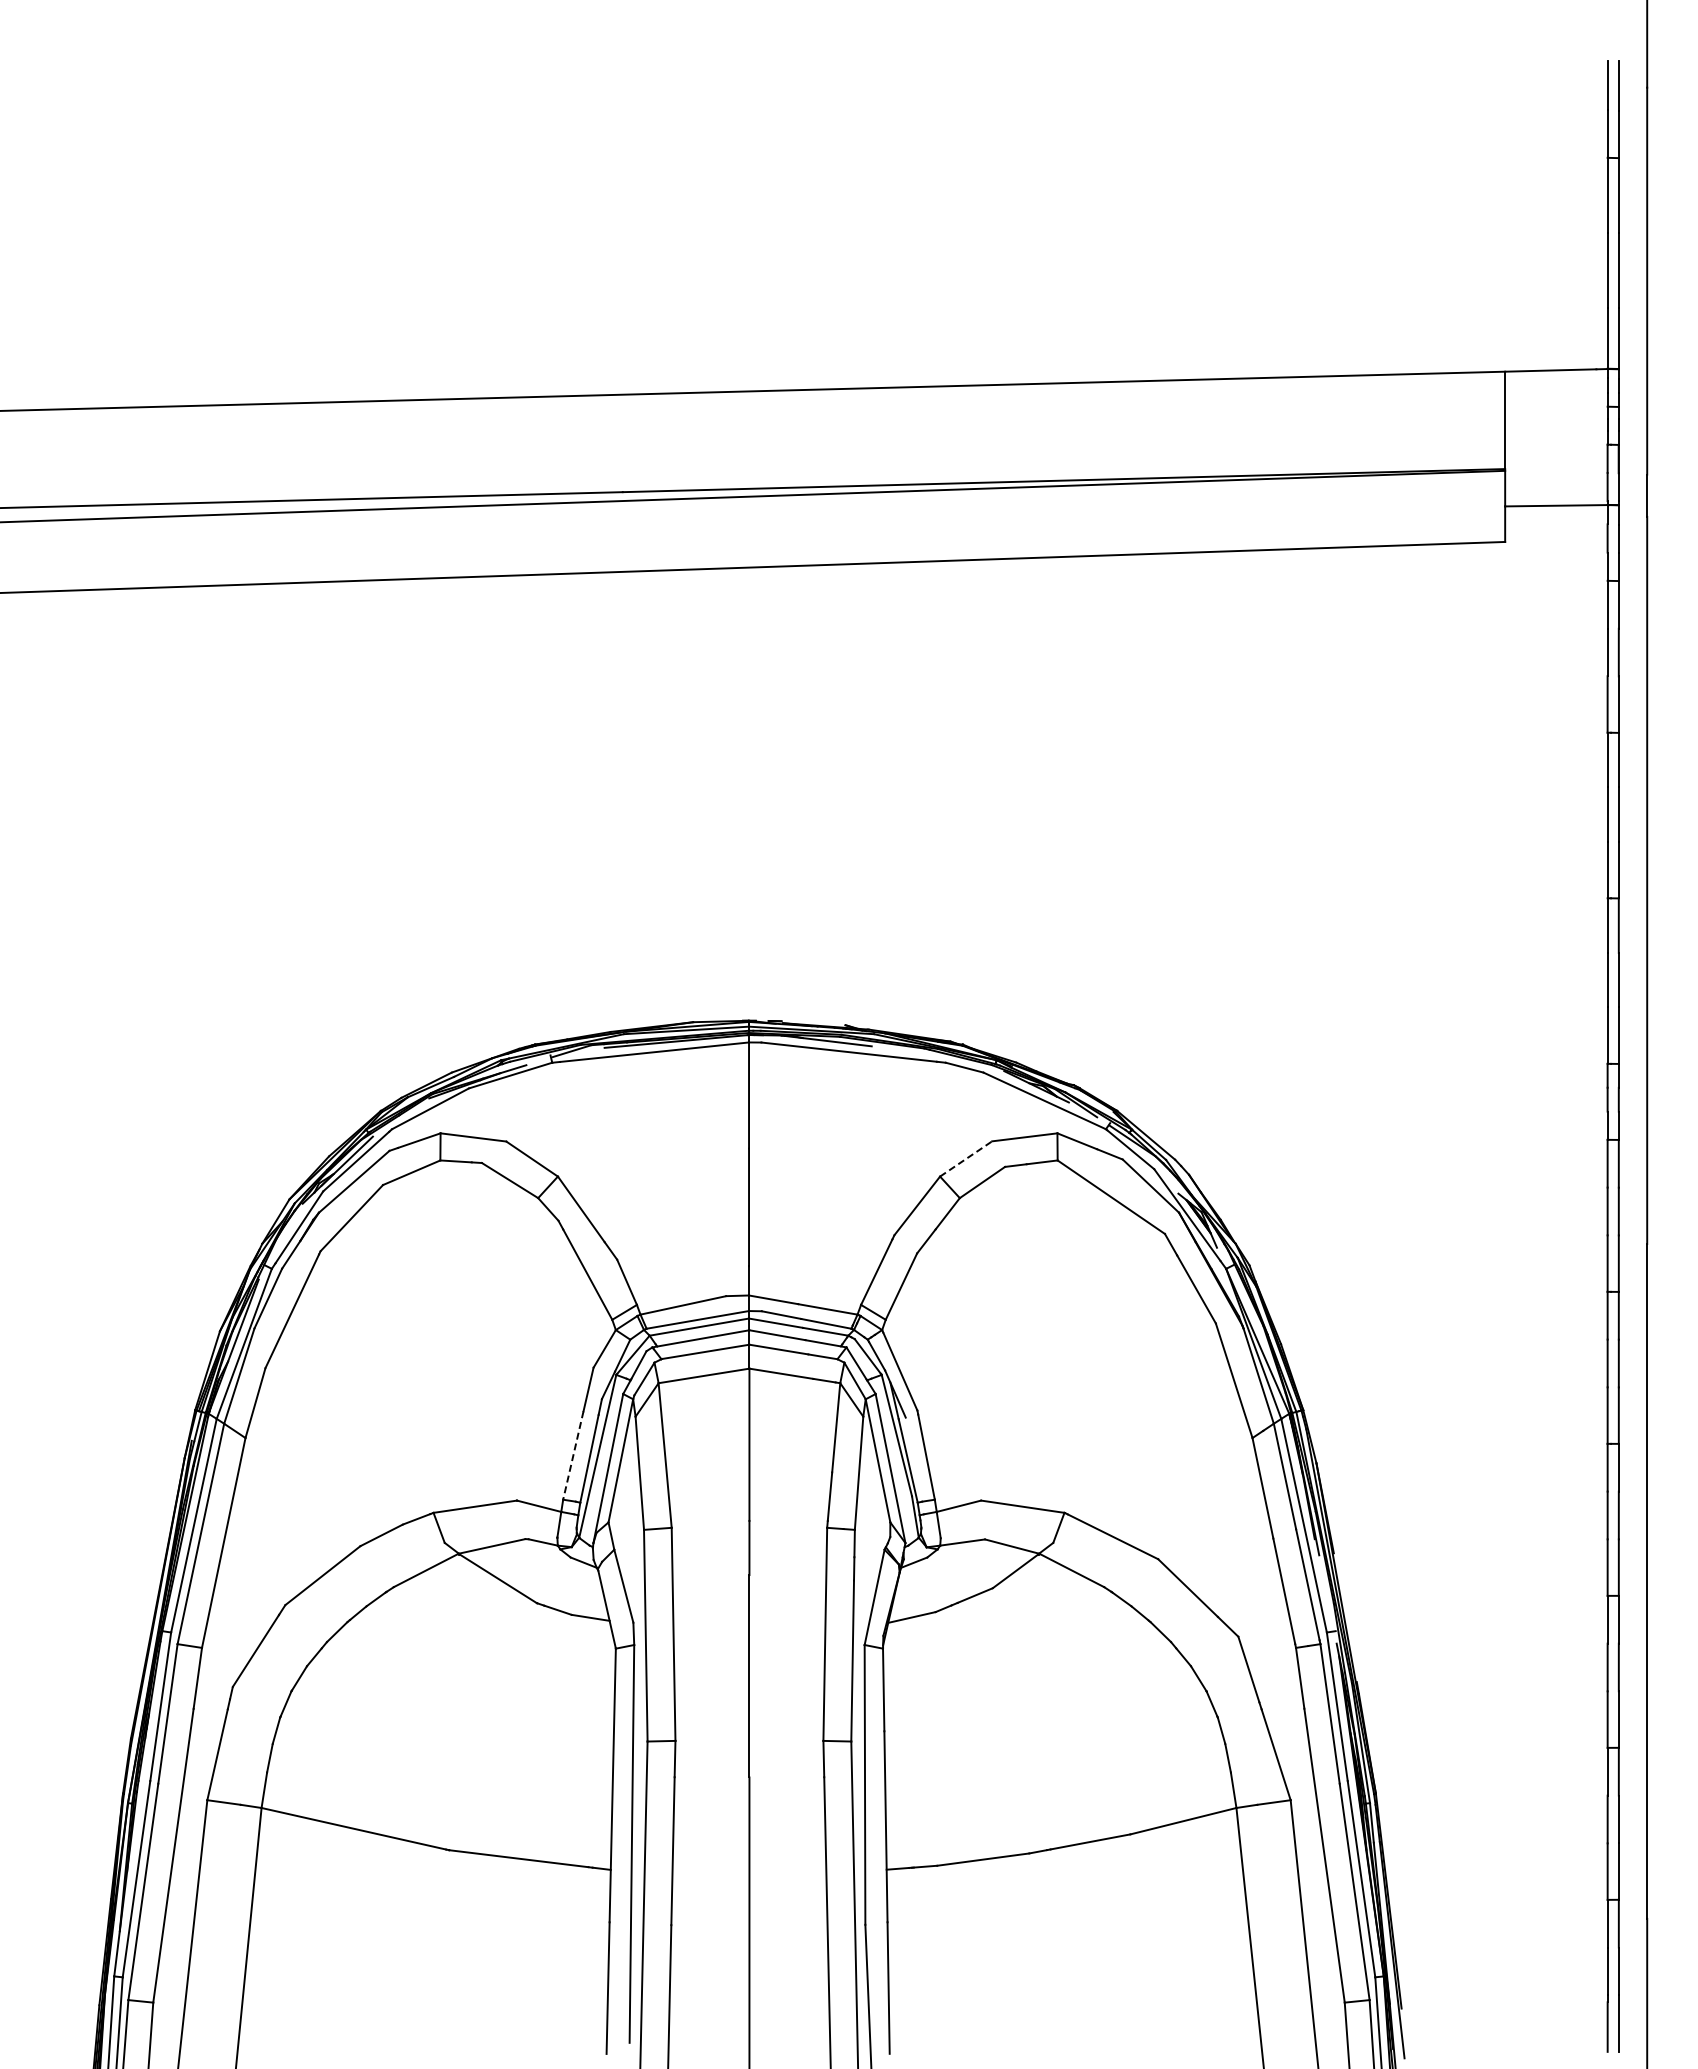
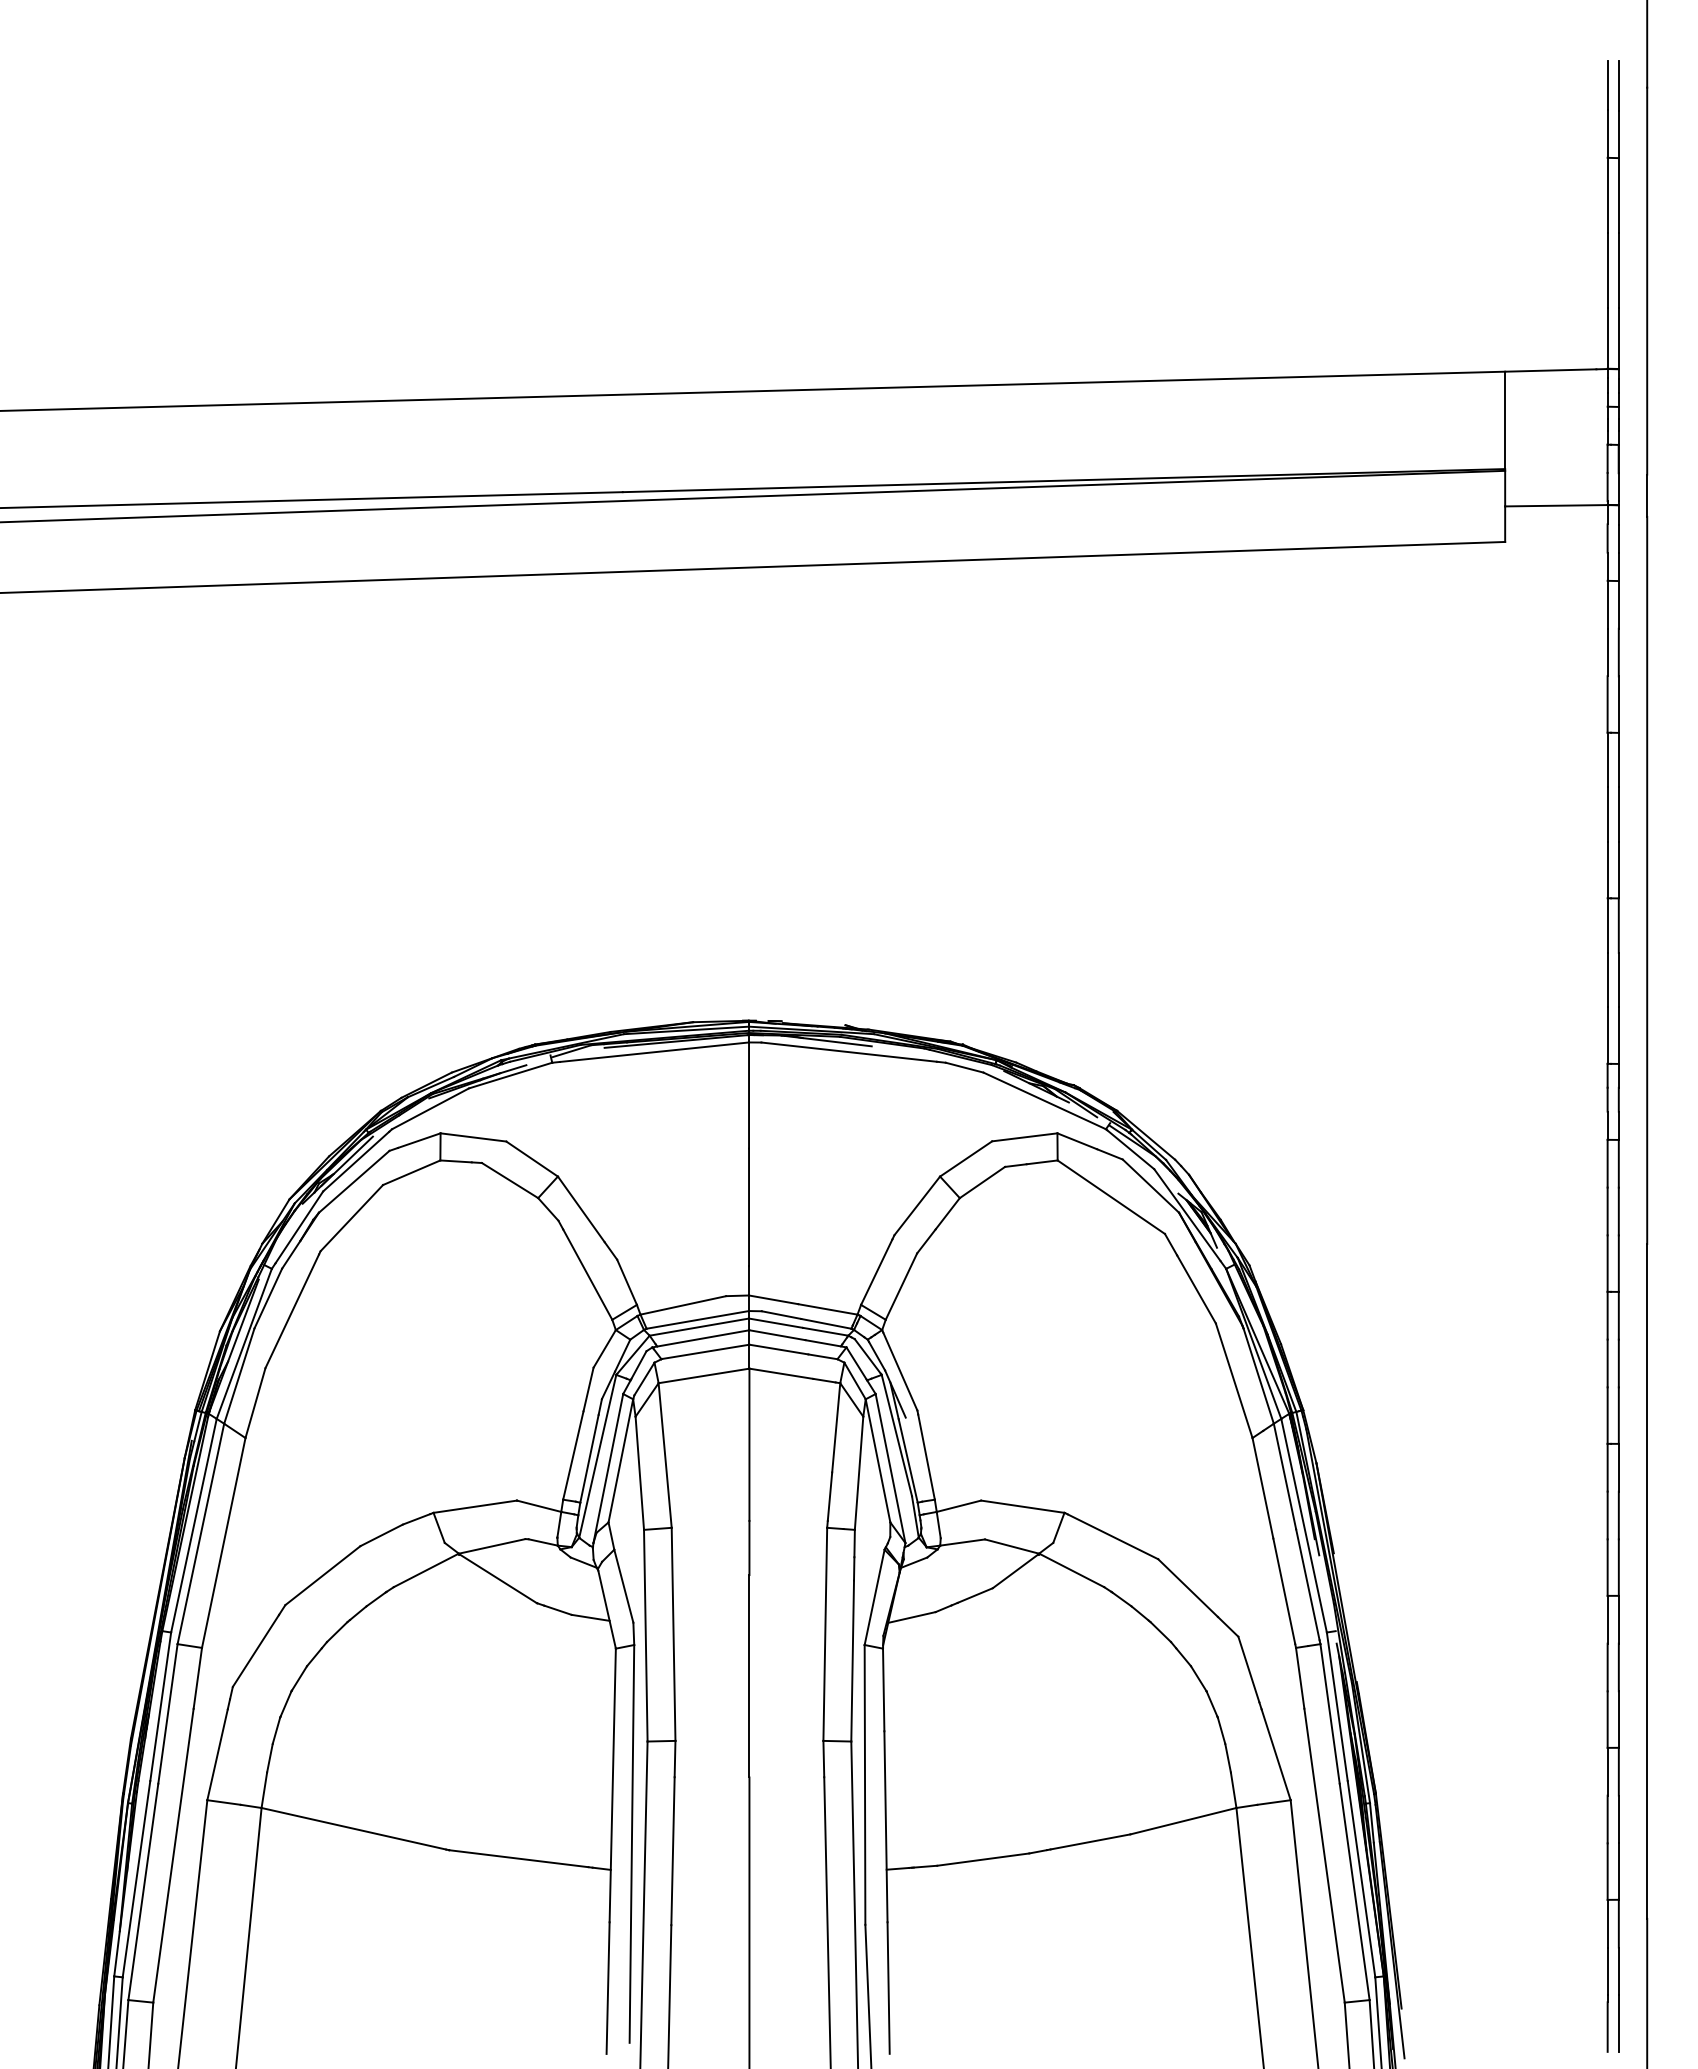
line: dashed -> solid (966, 1158)
line: dashed -> solid (573, 1456)
